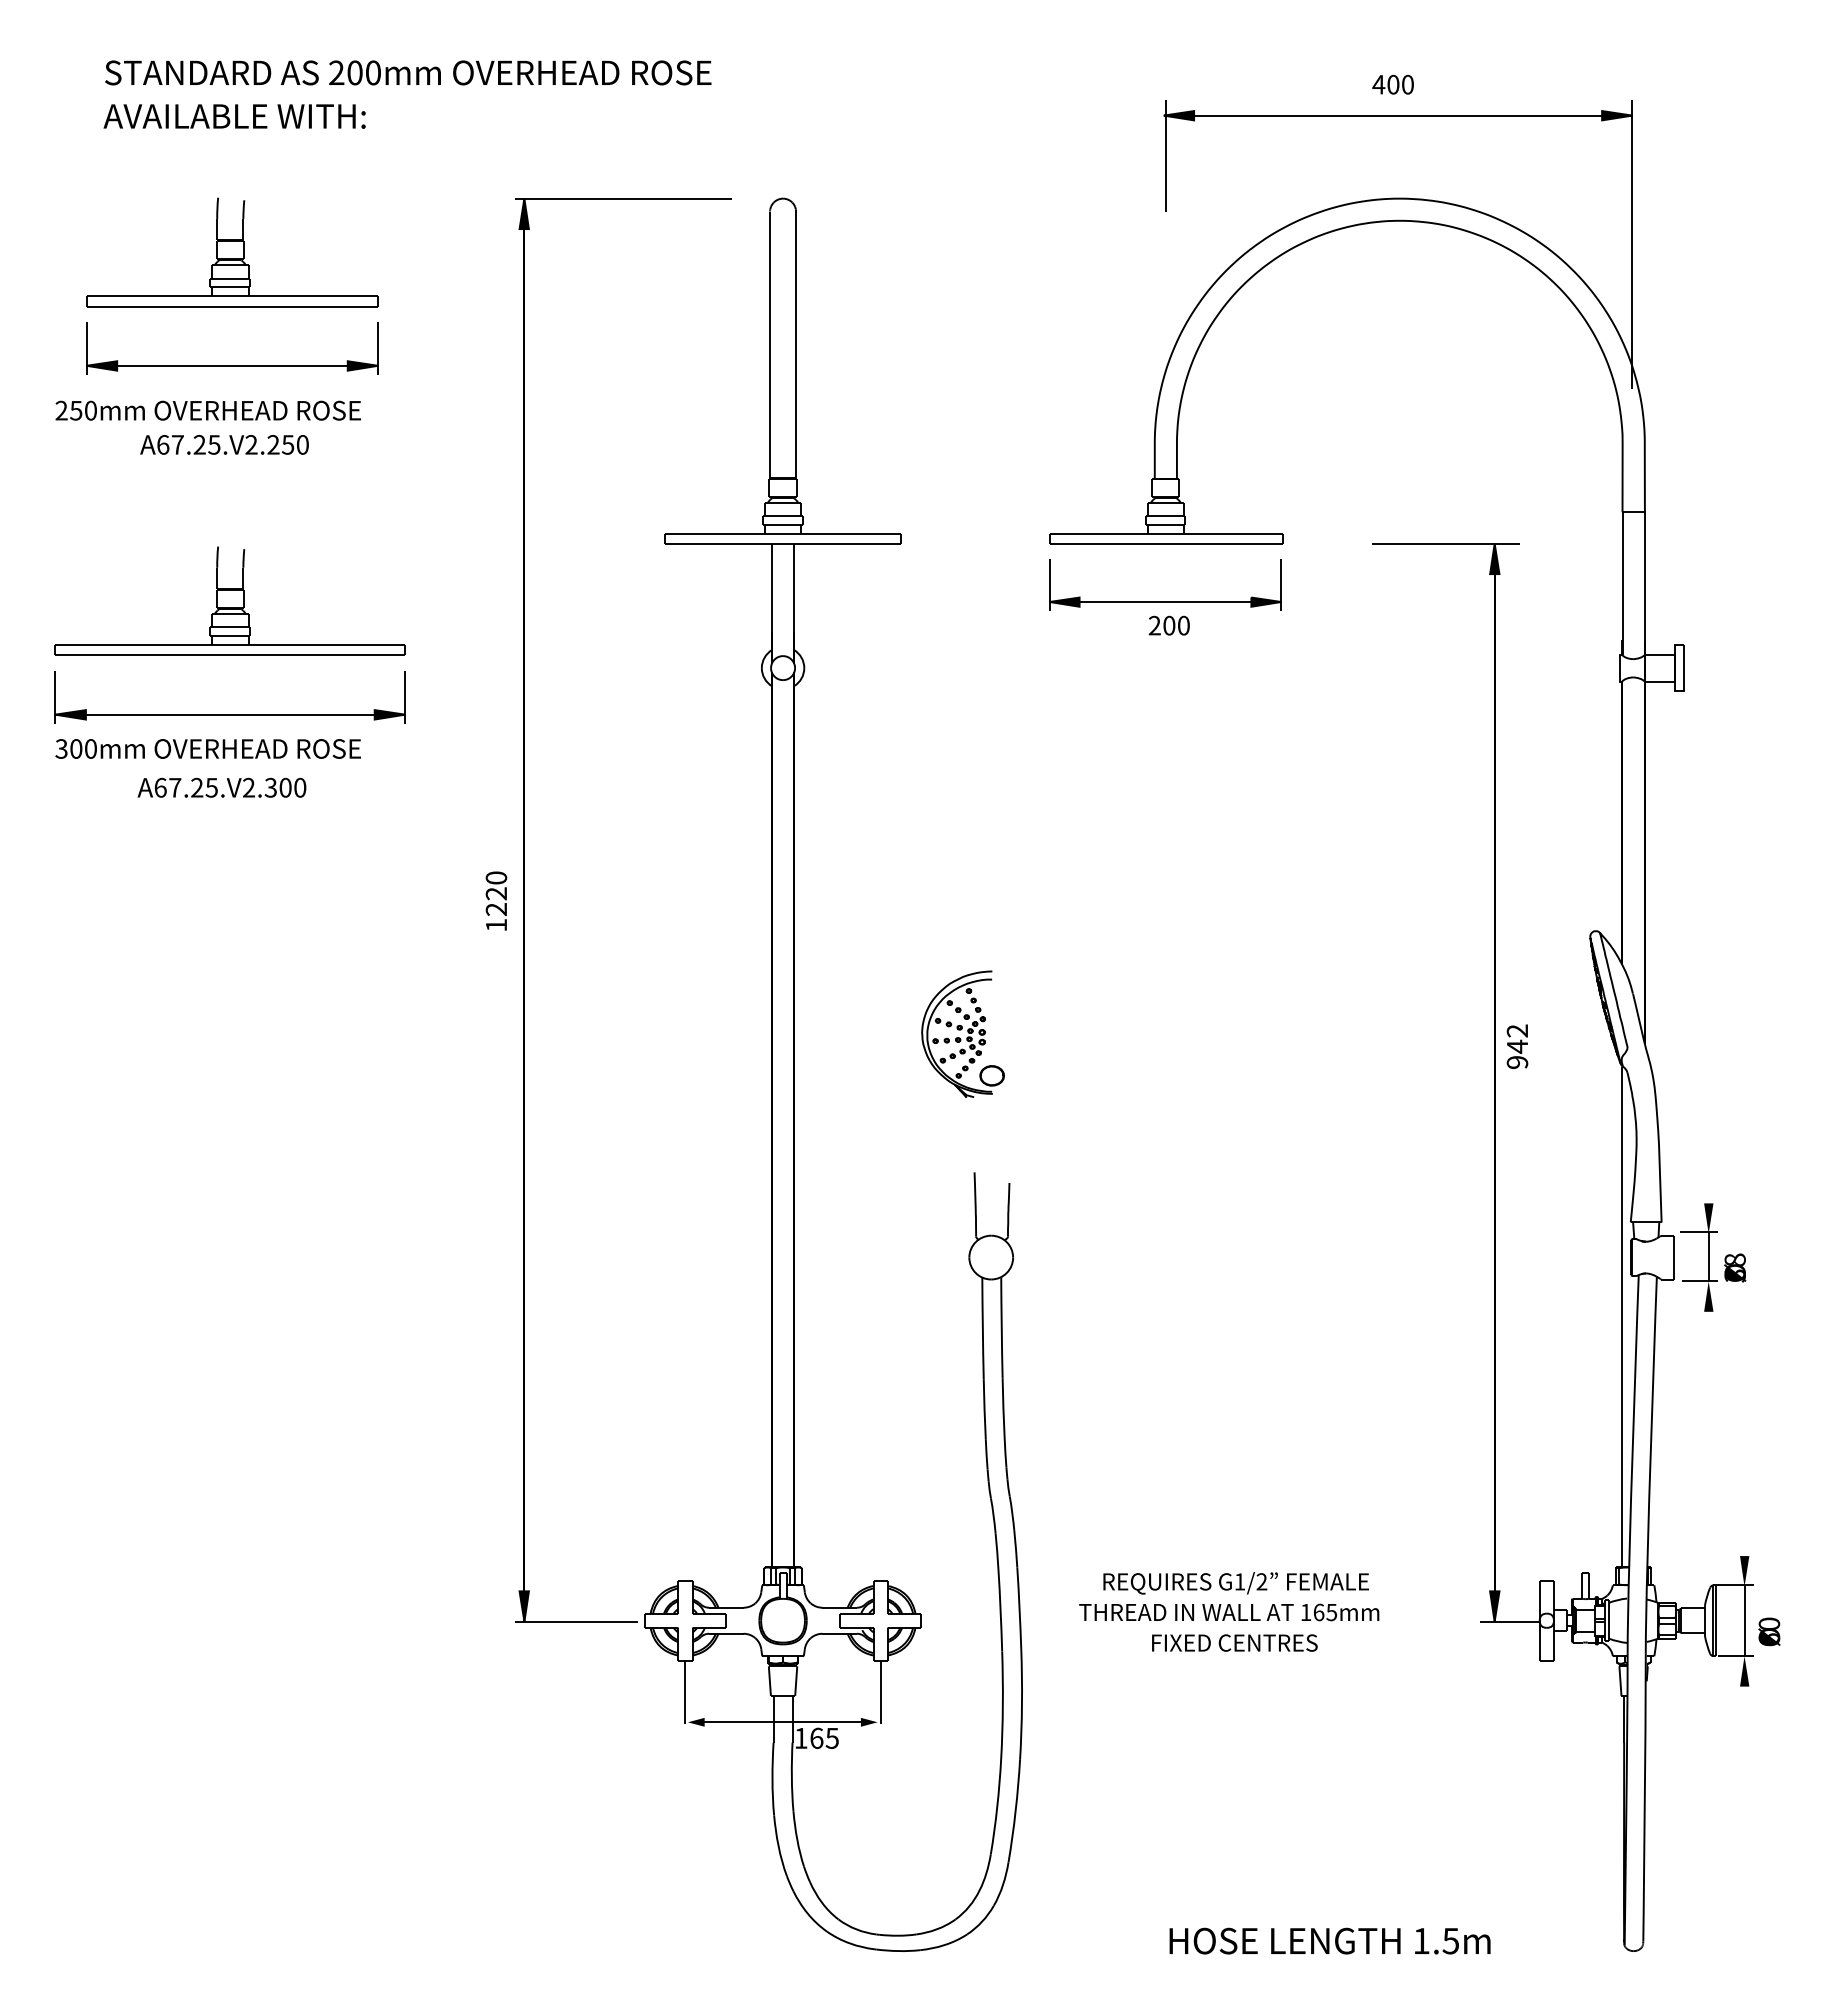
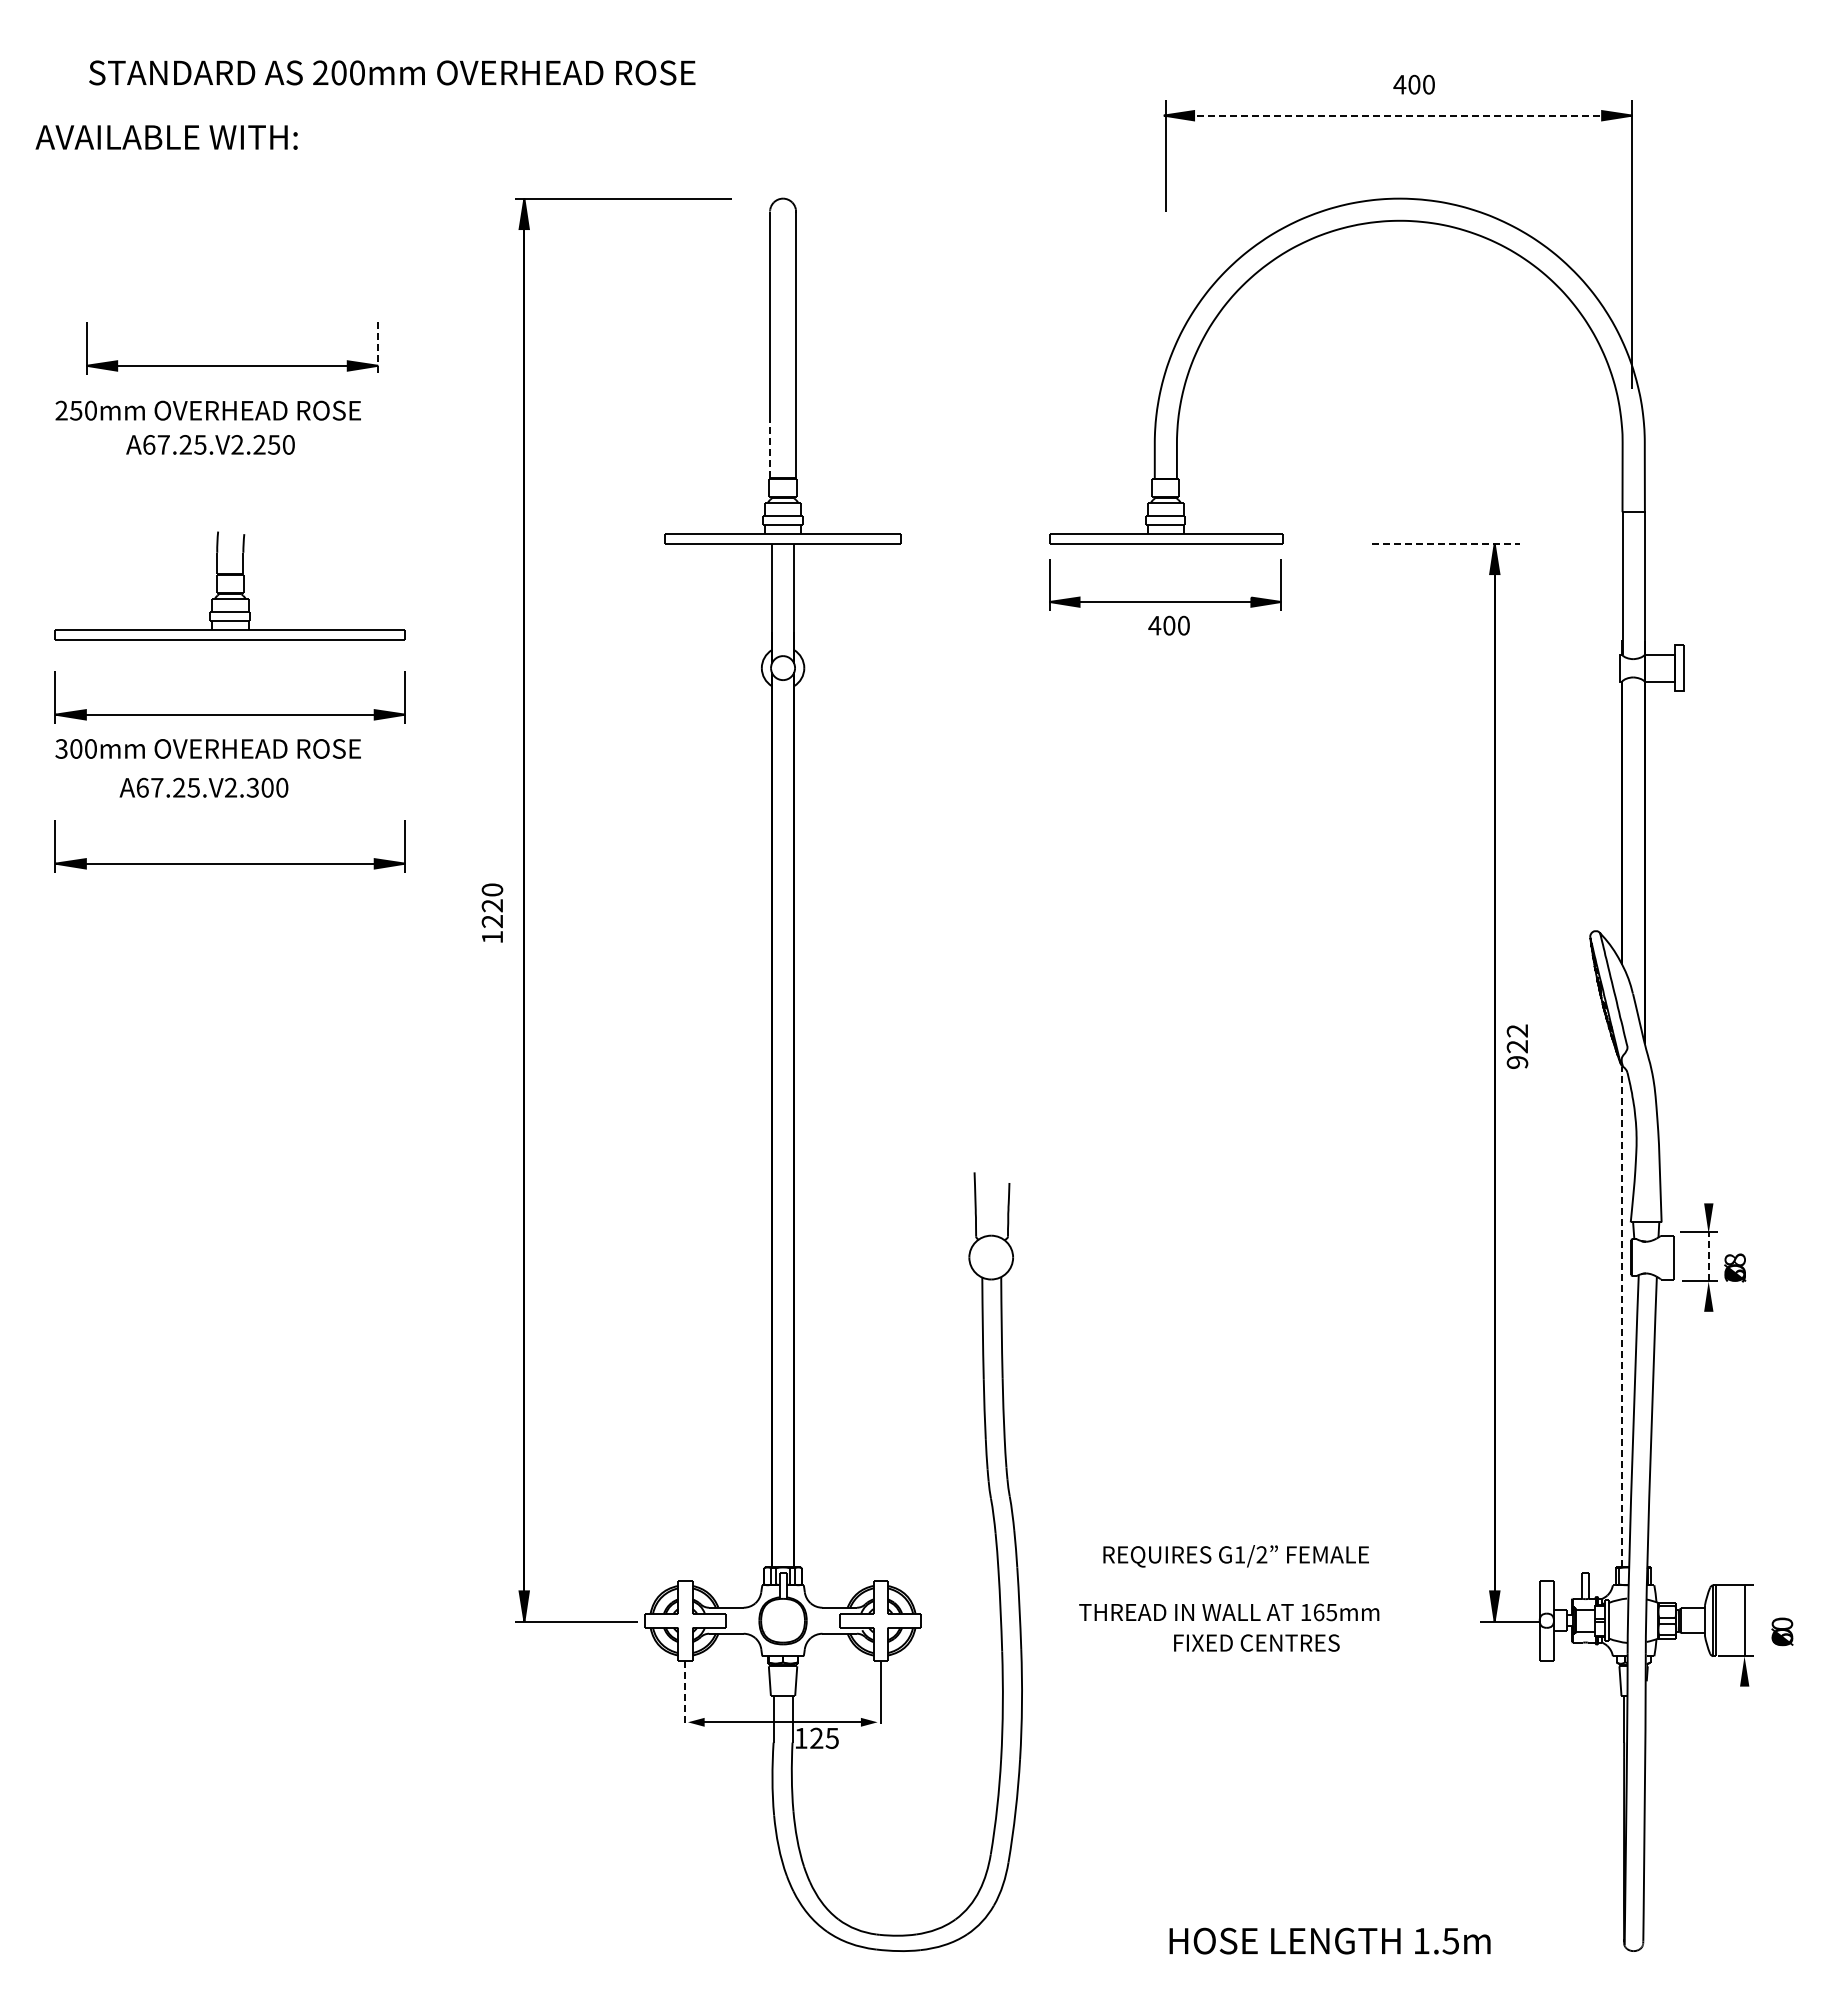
text position: (408, 72) -> (392, 72) (392, 72)
text position: (1392, 84) -> (1413, 84) (1413, 84)
line: solid -> dashed (1398, 115)
text position: (234, 116) -> (166, 137) (166, 137)
part: present -> none (232, 252)
line: solid -> dashed (378, 348)
text position: (224, 444) -> (210, 444) (210, 444)
line: solid -> dashed (770, 447)
line: solid -> dashed (1446, 543)
part position: (229, 600) -> (229, 585) (229, 585)
text: 200 -> 400 (1154, 625)
text position: (221, 787) -> (203, 787) (203, 787)
part: none -> present (229, 863)
text position: (496, 900) -> (492, 912) (492, 912)
part: present -> none (962, 1033)
text: 942 -> 922 (1516, 1046)
line: solid -> dashed (1708, 1256)
line: solid -> dashed (1622, 1316)
fill: present -> none (1744, 1571)
text position: (1235, 1583) -> (1235, 1556) (1235, 1556)
text position: (1769, 1631) -> (1782, 1631) (1782, 1631)
text position: (1234, 1642) -> (1256, 1642) (1256, 1642)
line: solid -> dashed (684, 1692)
text: 165 -> 125 (816, 1737)
